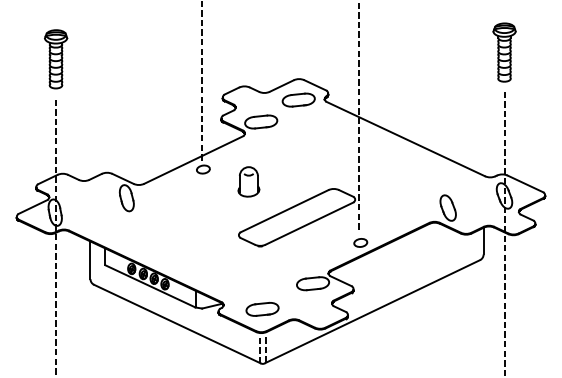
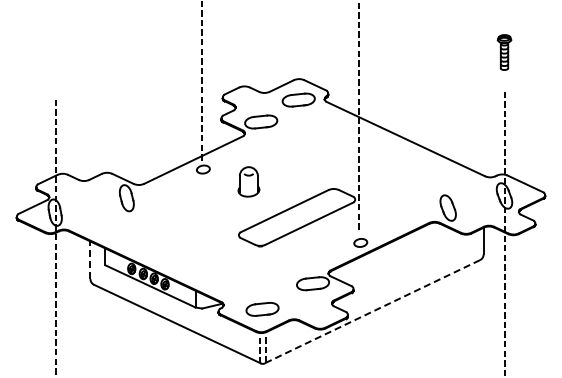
part size: 25x61 px -> 17x37 px (504, 52)
part: present -> none (56, 59)
line: solid -> dashed (90, 260)
line: solid -> dashed (372, 311)
